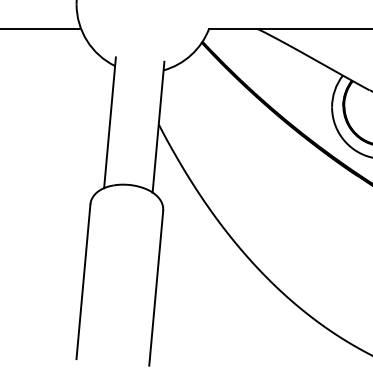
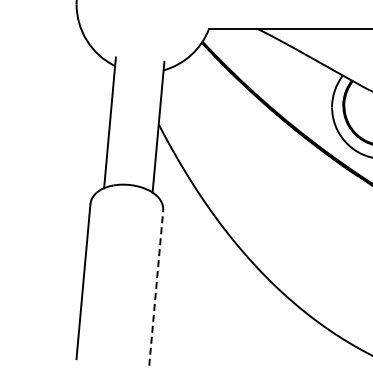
line: present -> none (41, 28)
line: solid -> dashed (156, 288)
